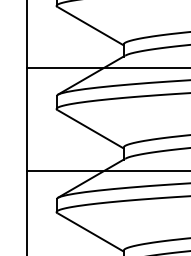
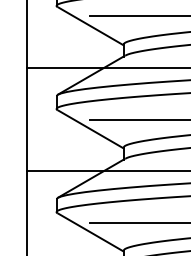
line: none -> present (138, 16)
line: none -> present (138, 119)
line: none -> present (138, 222)
